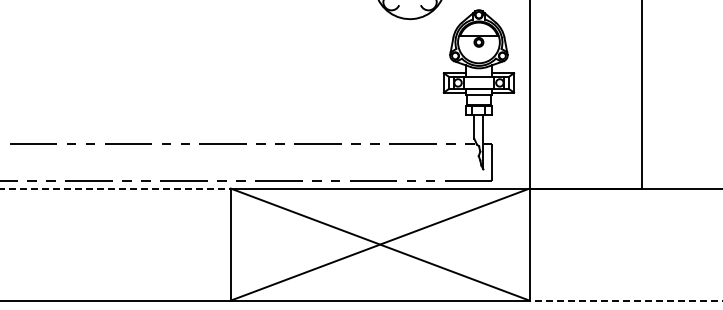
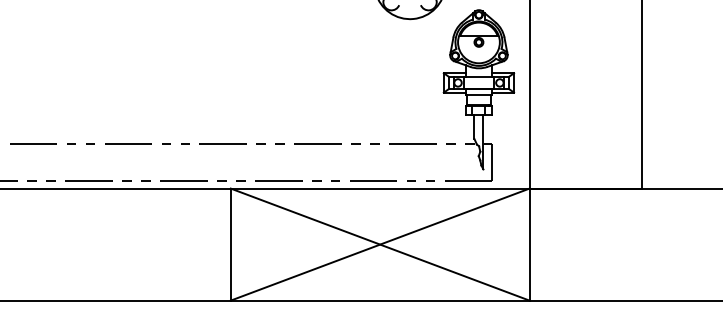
line: dashed -> solid (115, 188)
line: dashed -> solid (625, 300)
